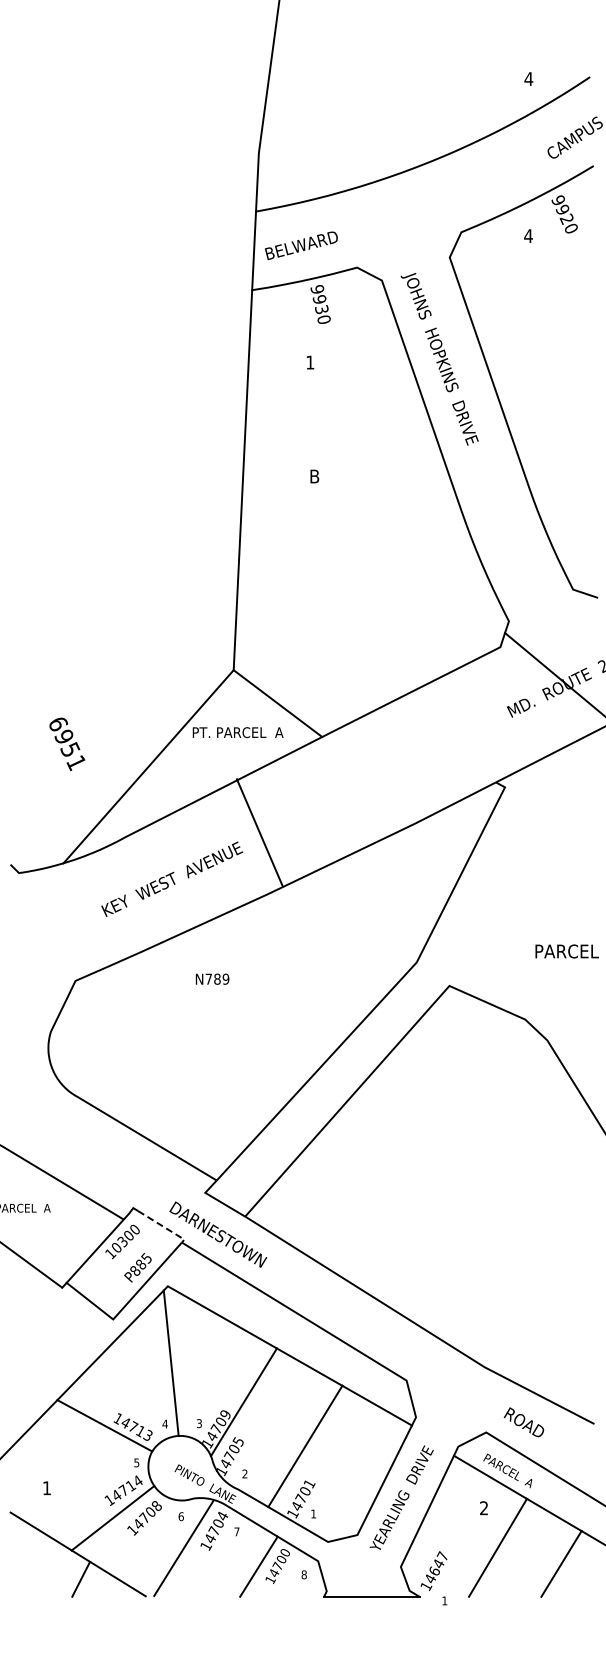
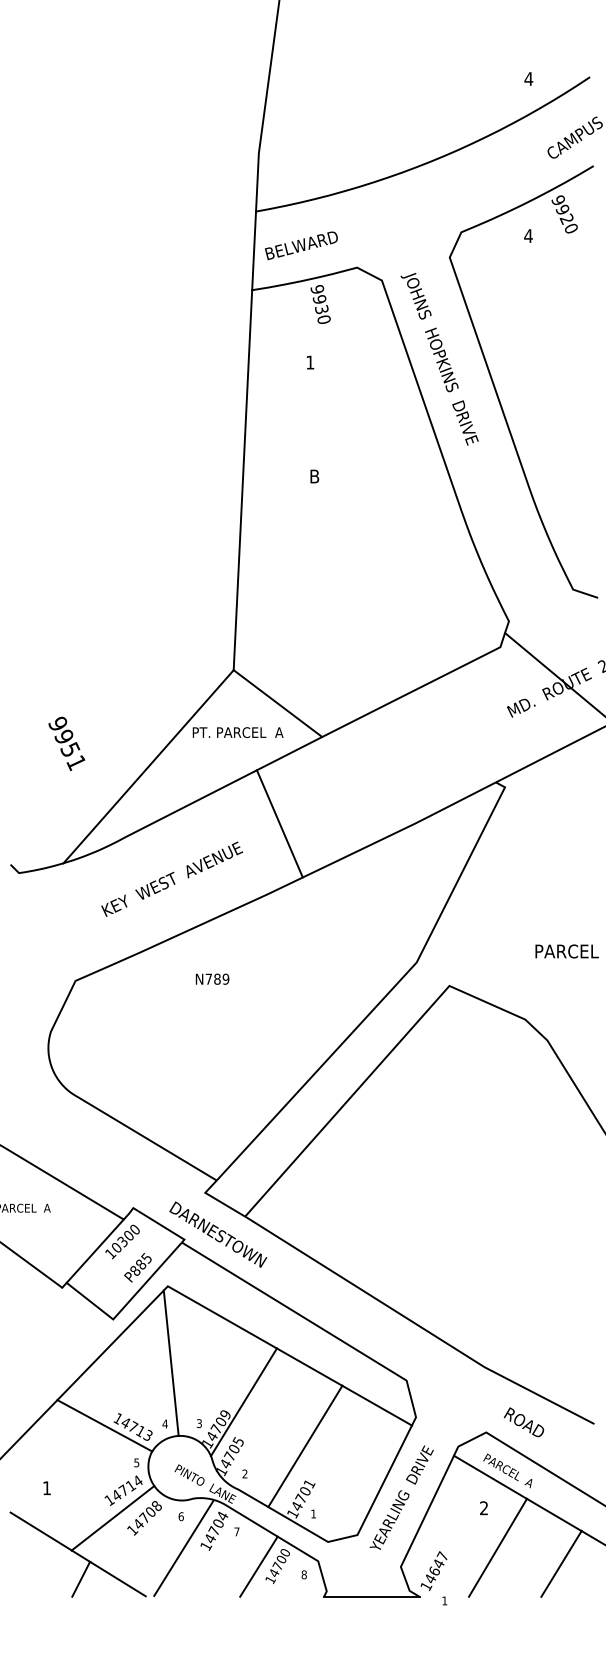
text: 6951 -> 9951 (58, 723)
line position: (259, 832) -> (279, 823) (279, 823)
line: dashed -> solid (163, 1226)
